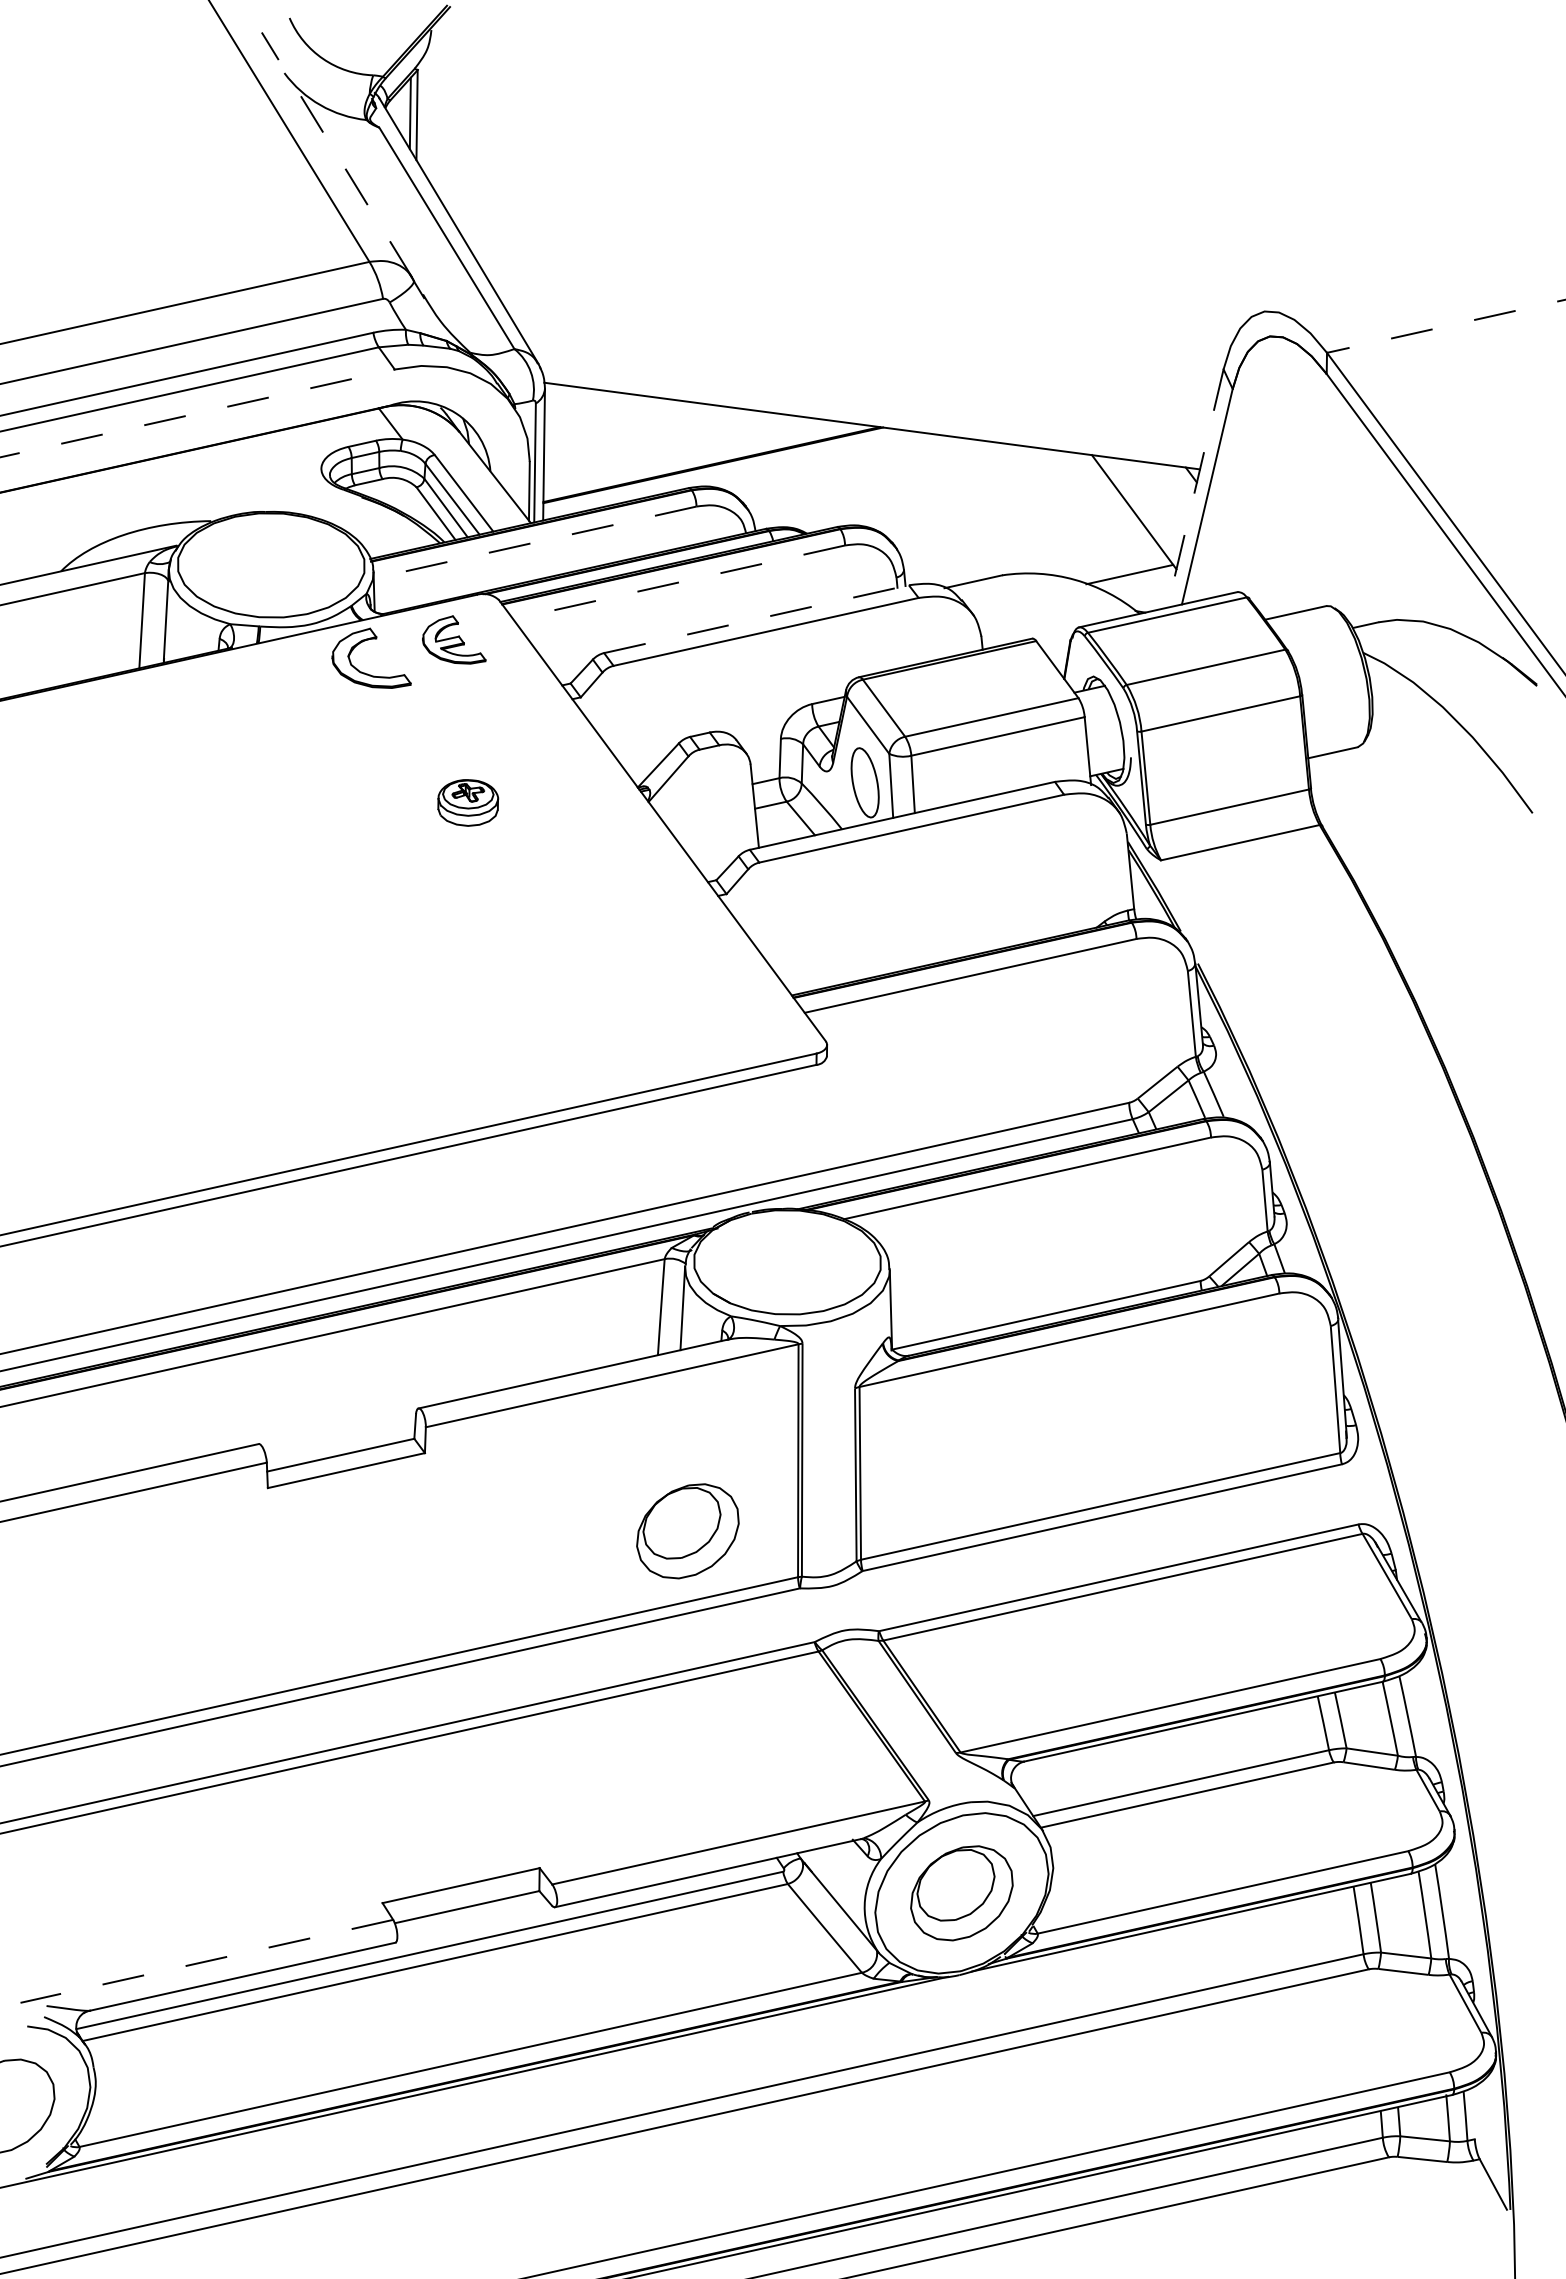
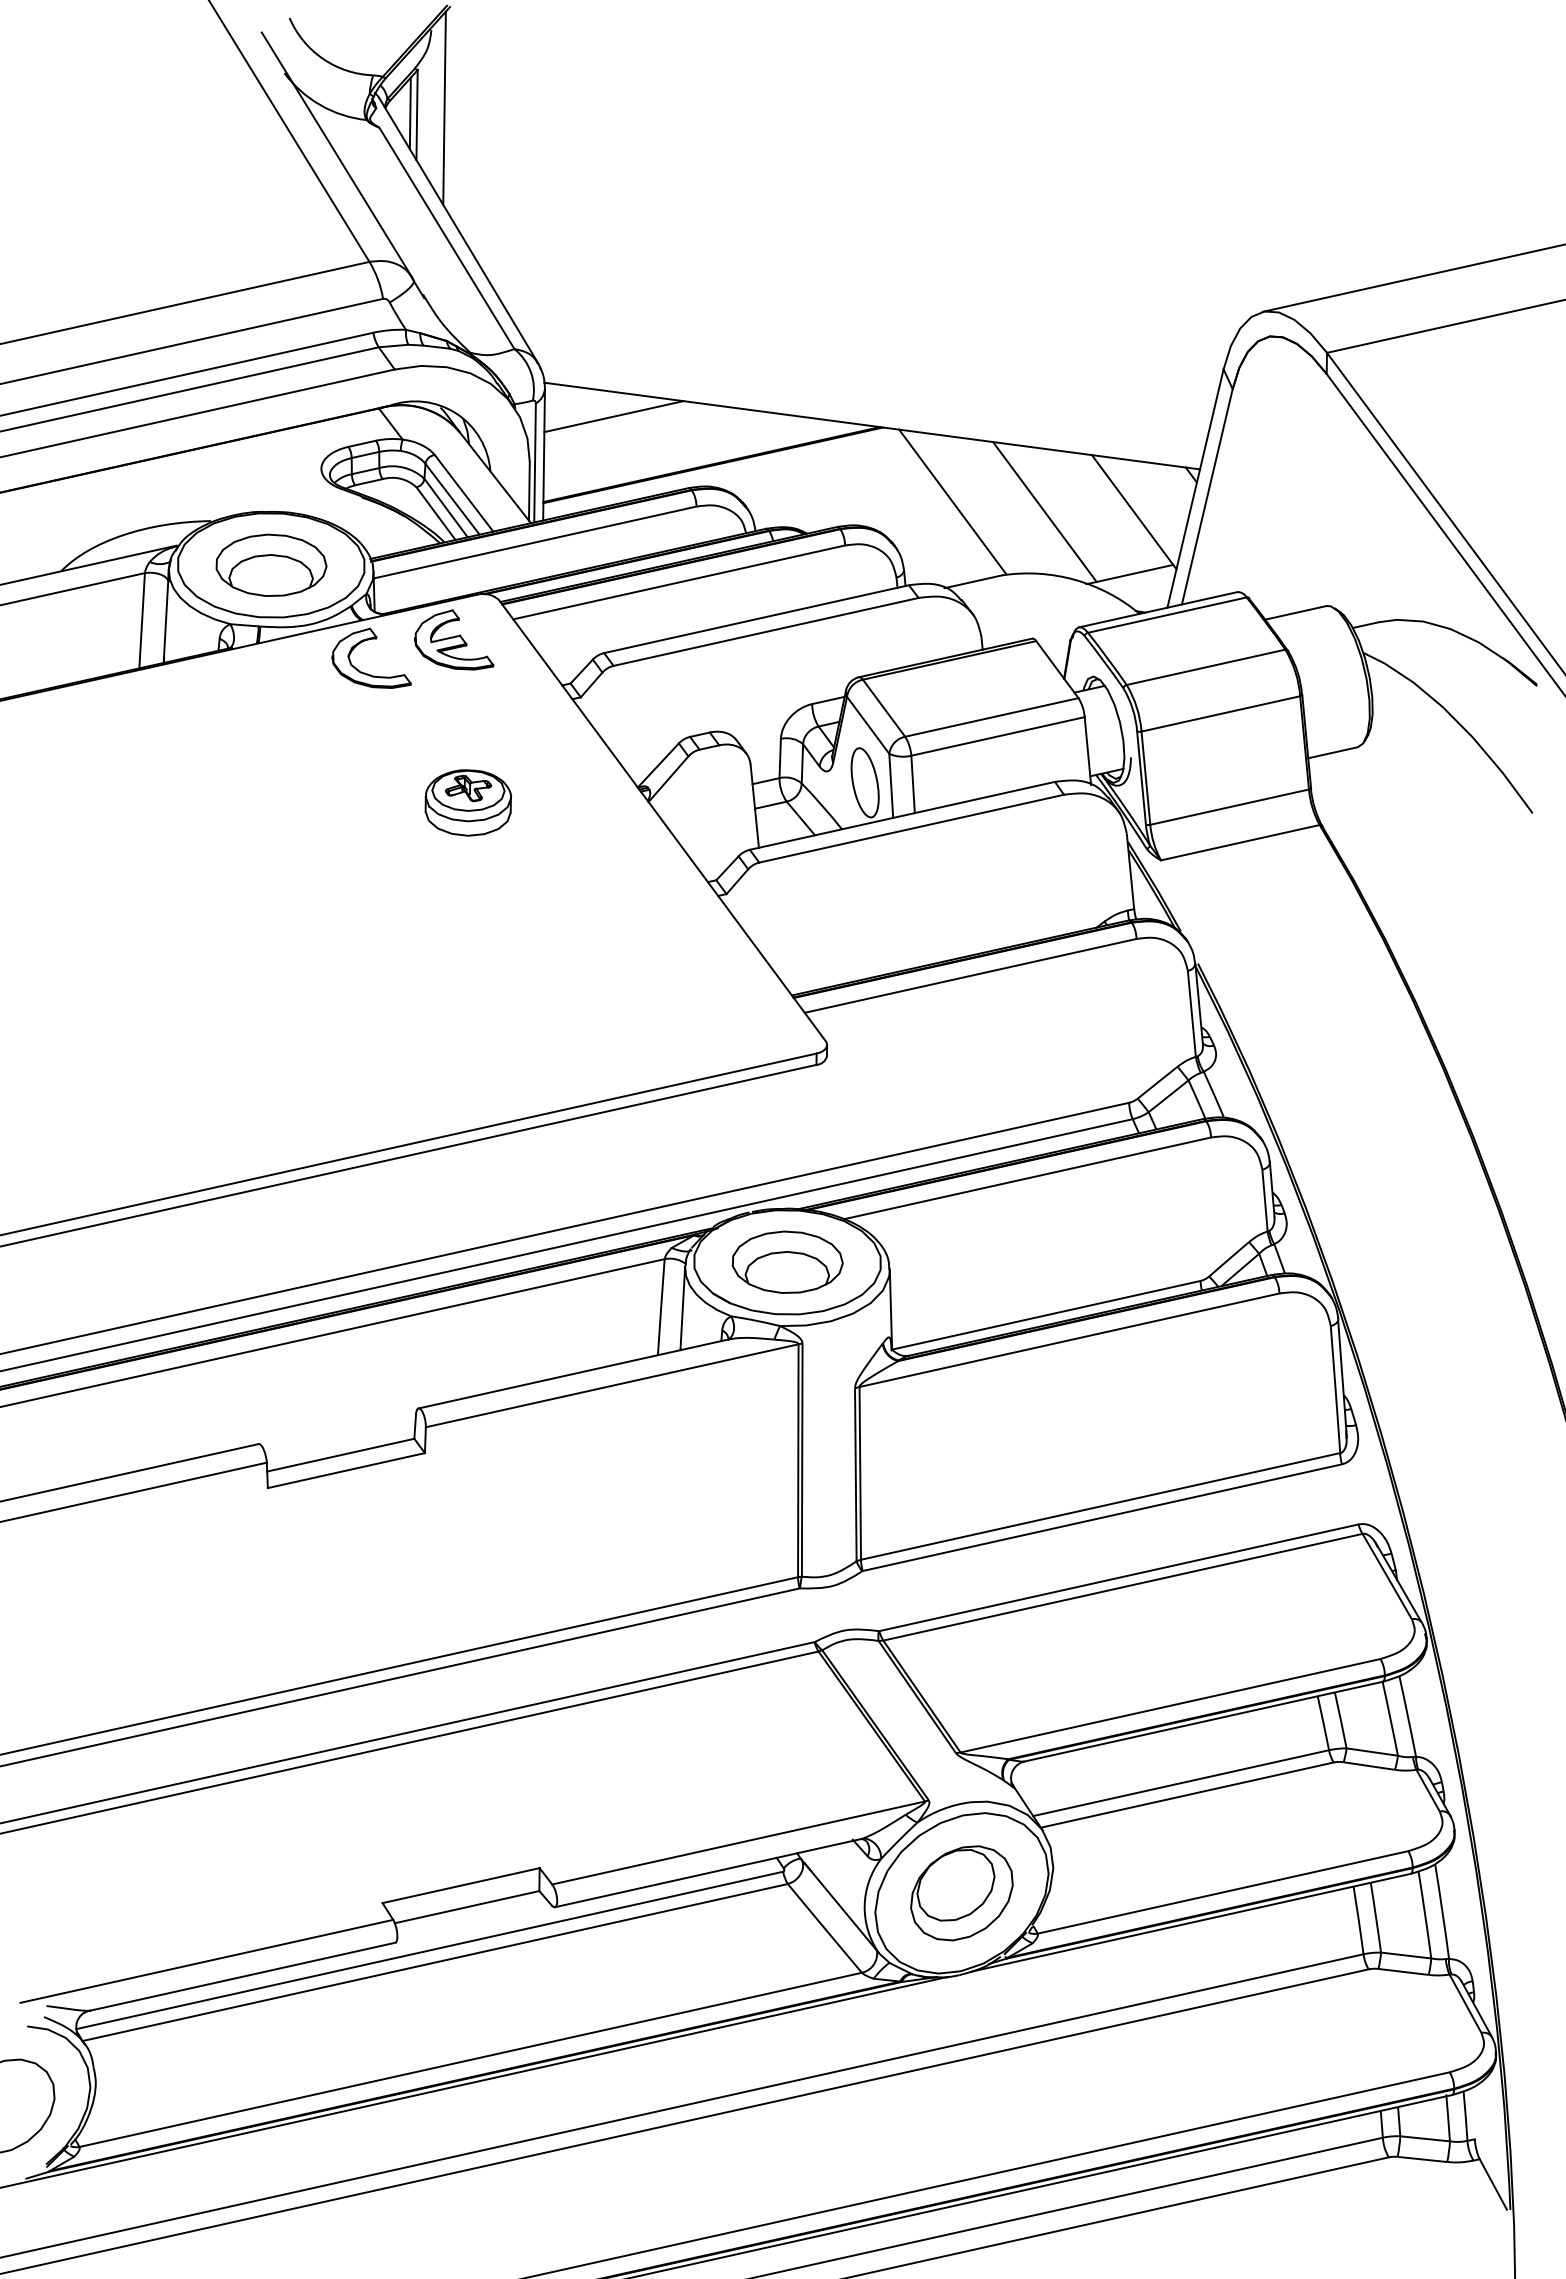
line: none -> present (444, 107)
line: dashed -> solid (337, 155)
line: none -> present (1412, 278)
line: dashed -> solid (1446, 326)
line: dashed -> solid (197, 413)
line: none -> present (613, 416)
line: dashed -> solid (1195, 489)
line: none -> present (952, 501)
line: none -> present (1044, 511)
line: dashed -> solid (534, 542)
part: none -> present (271, 564)
line: dashed -> solid (679, 582)
line: dashed -> solid (757, 619)
part size: 65x50 px -> 81x62 px (454, 639)
part size: 63x48 px -> 88x68 px (467, 802)
part: none -> present (787, 1261)
part: present -> none (687, 1531)
line: dashed -> solid (206, 1961)
